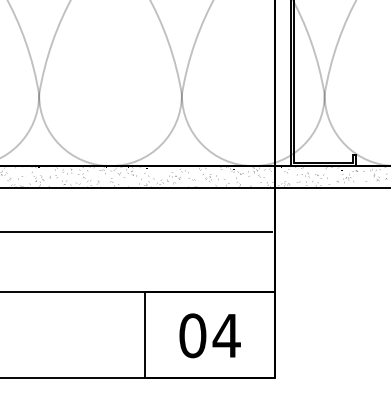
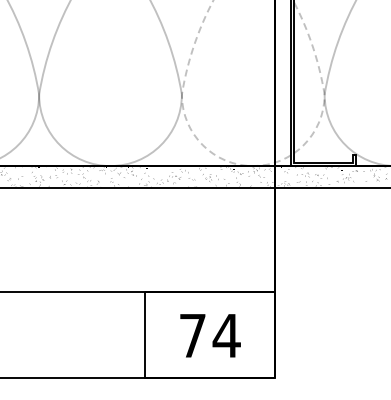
line: solid -> dashed (253, 166)
line: present -> none (136, 232)
text: 04 -> 74 (192, 335)
